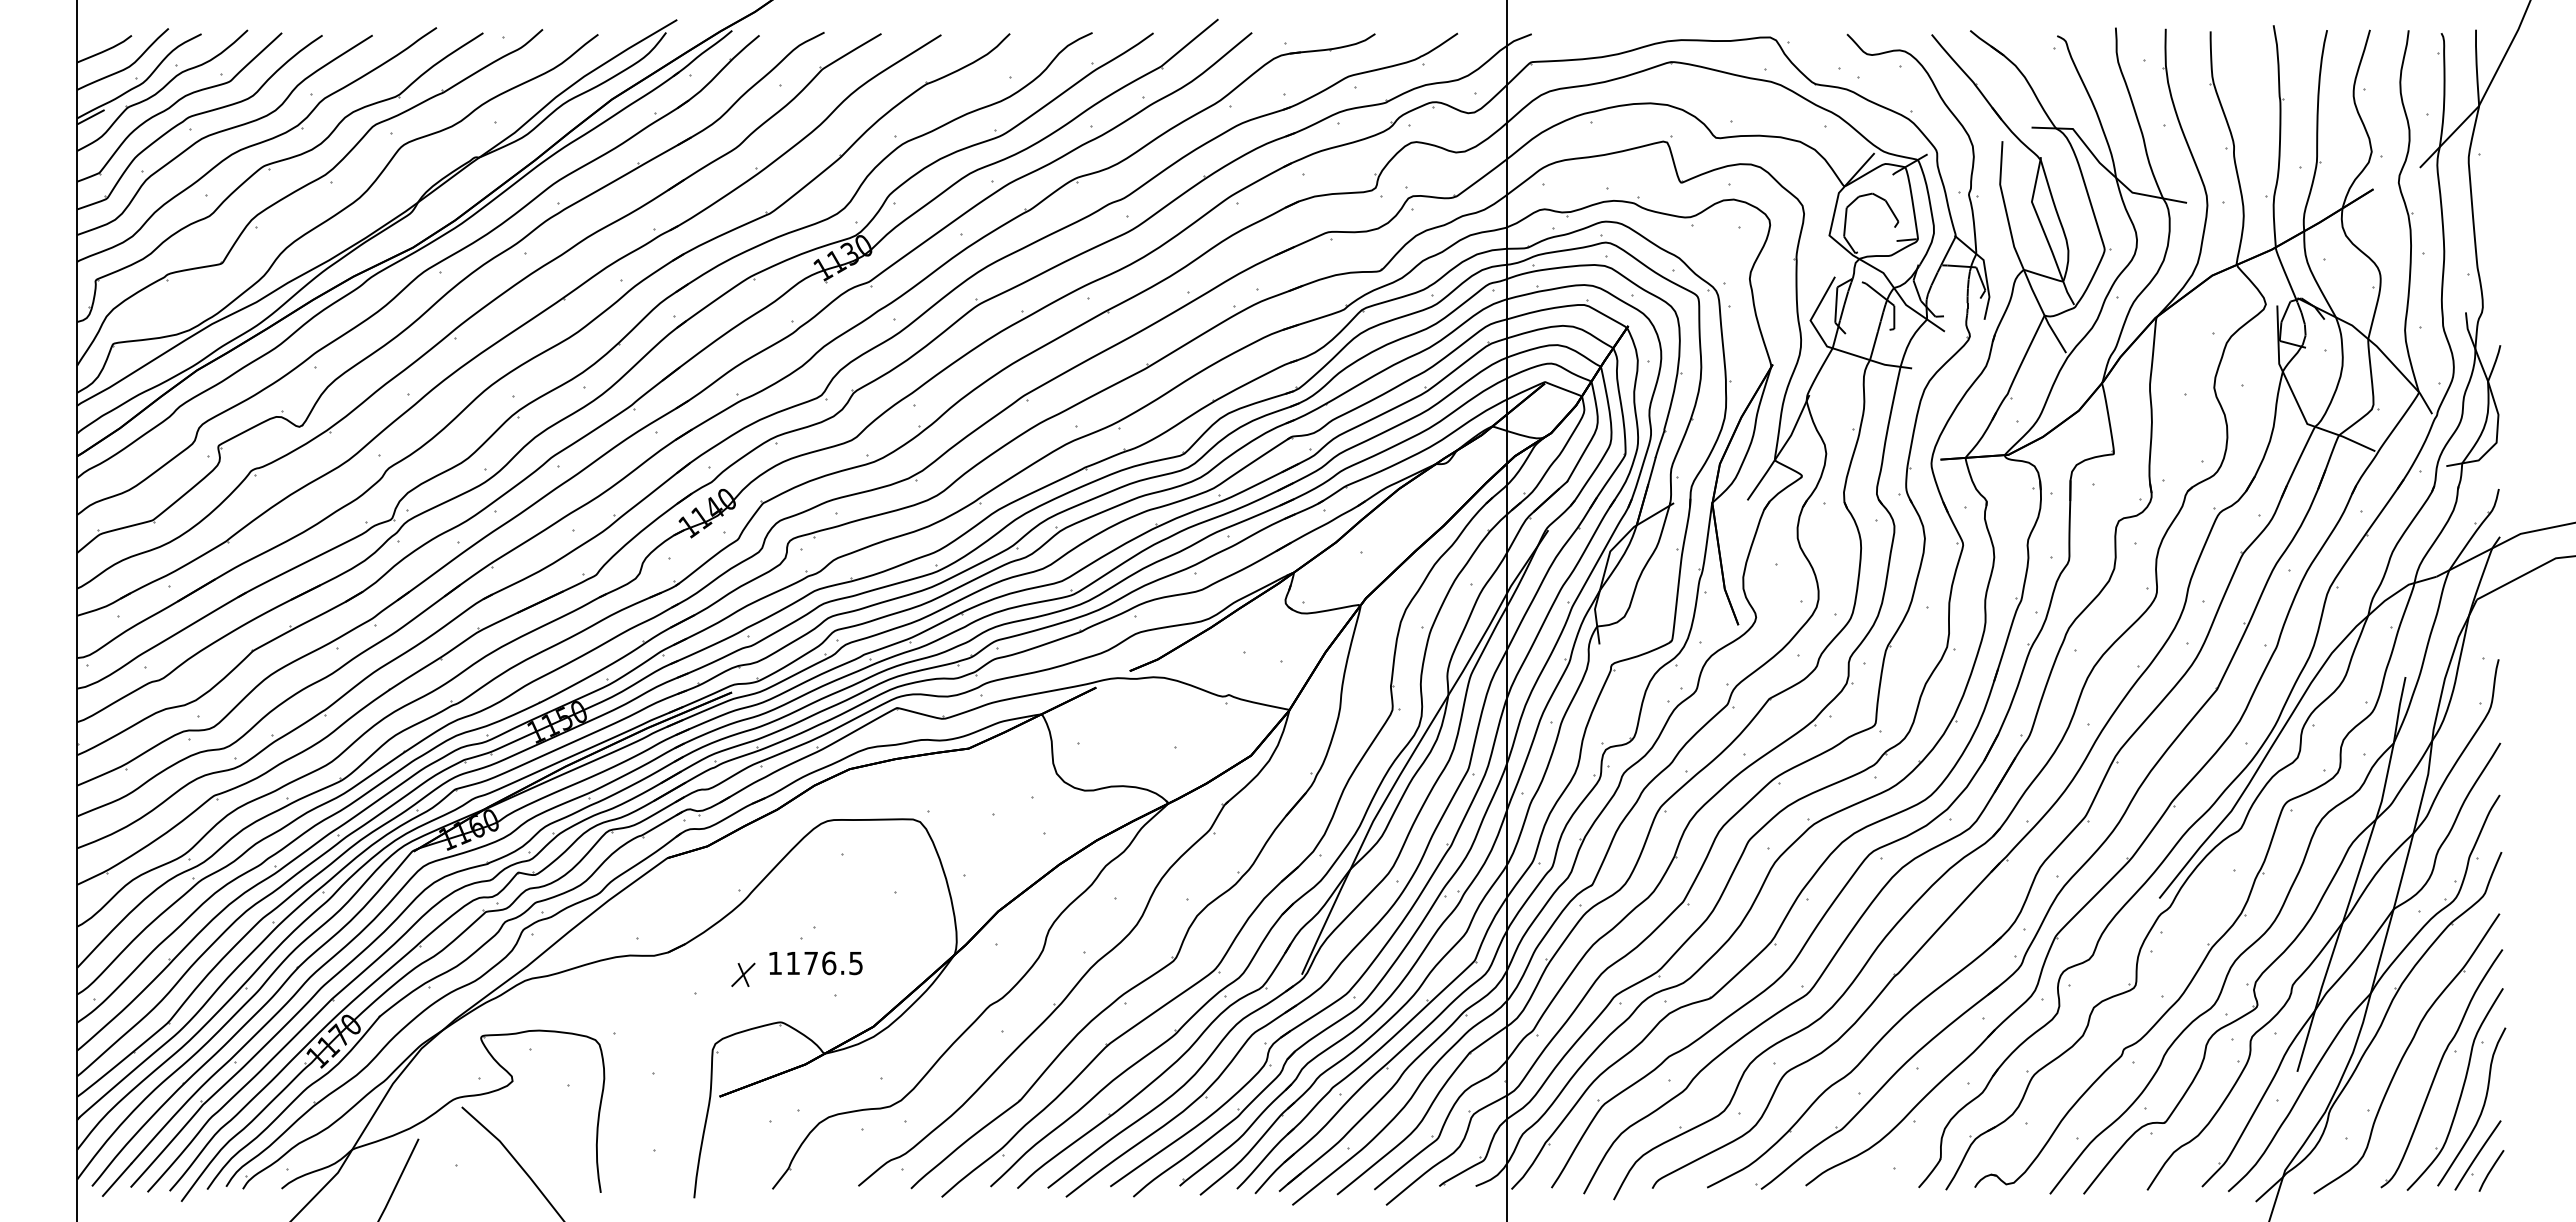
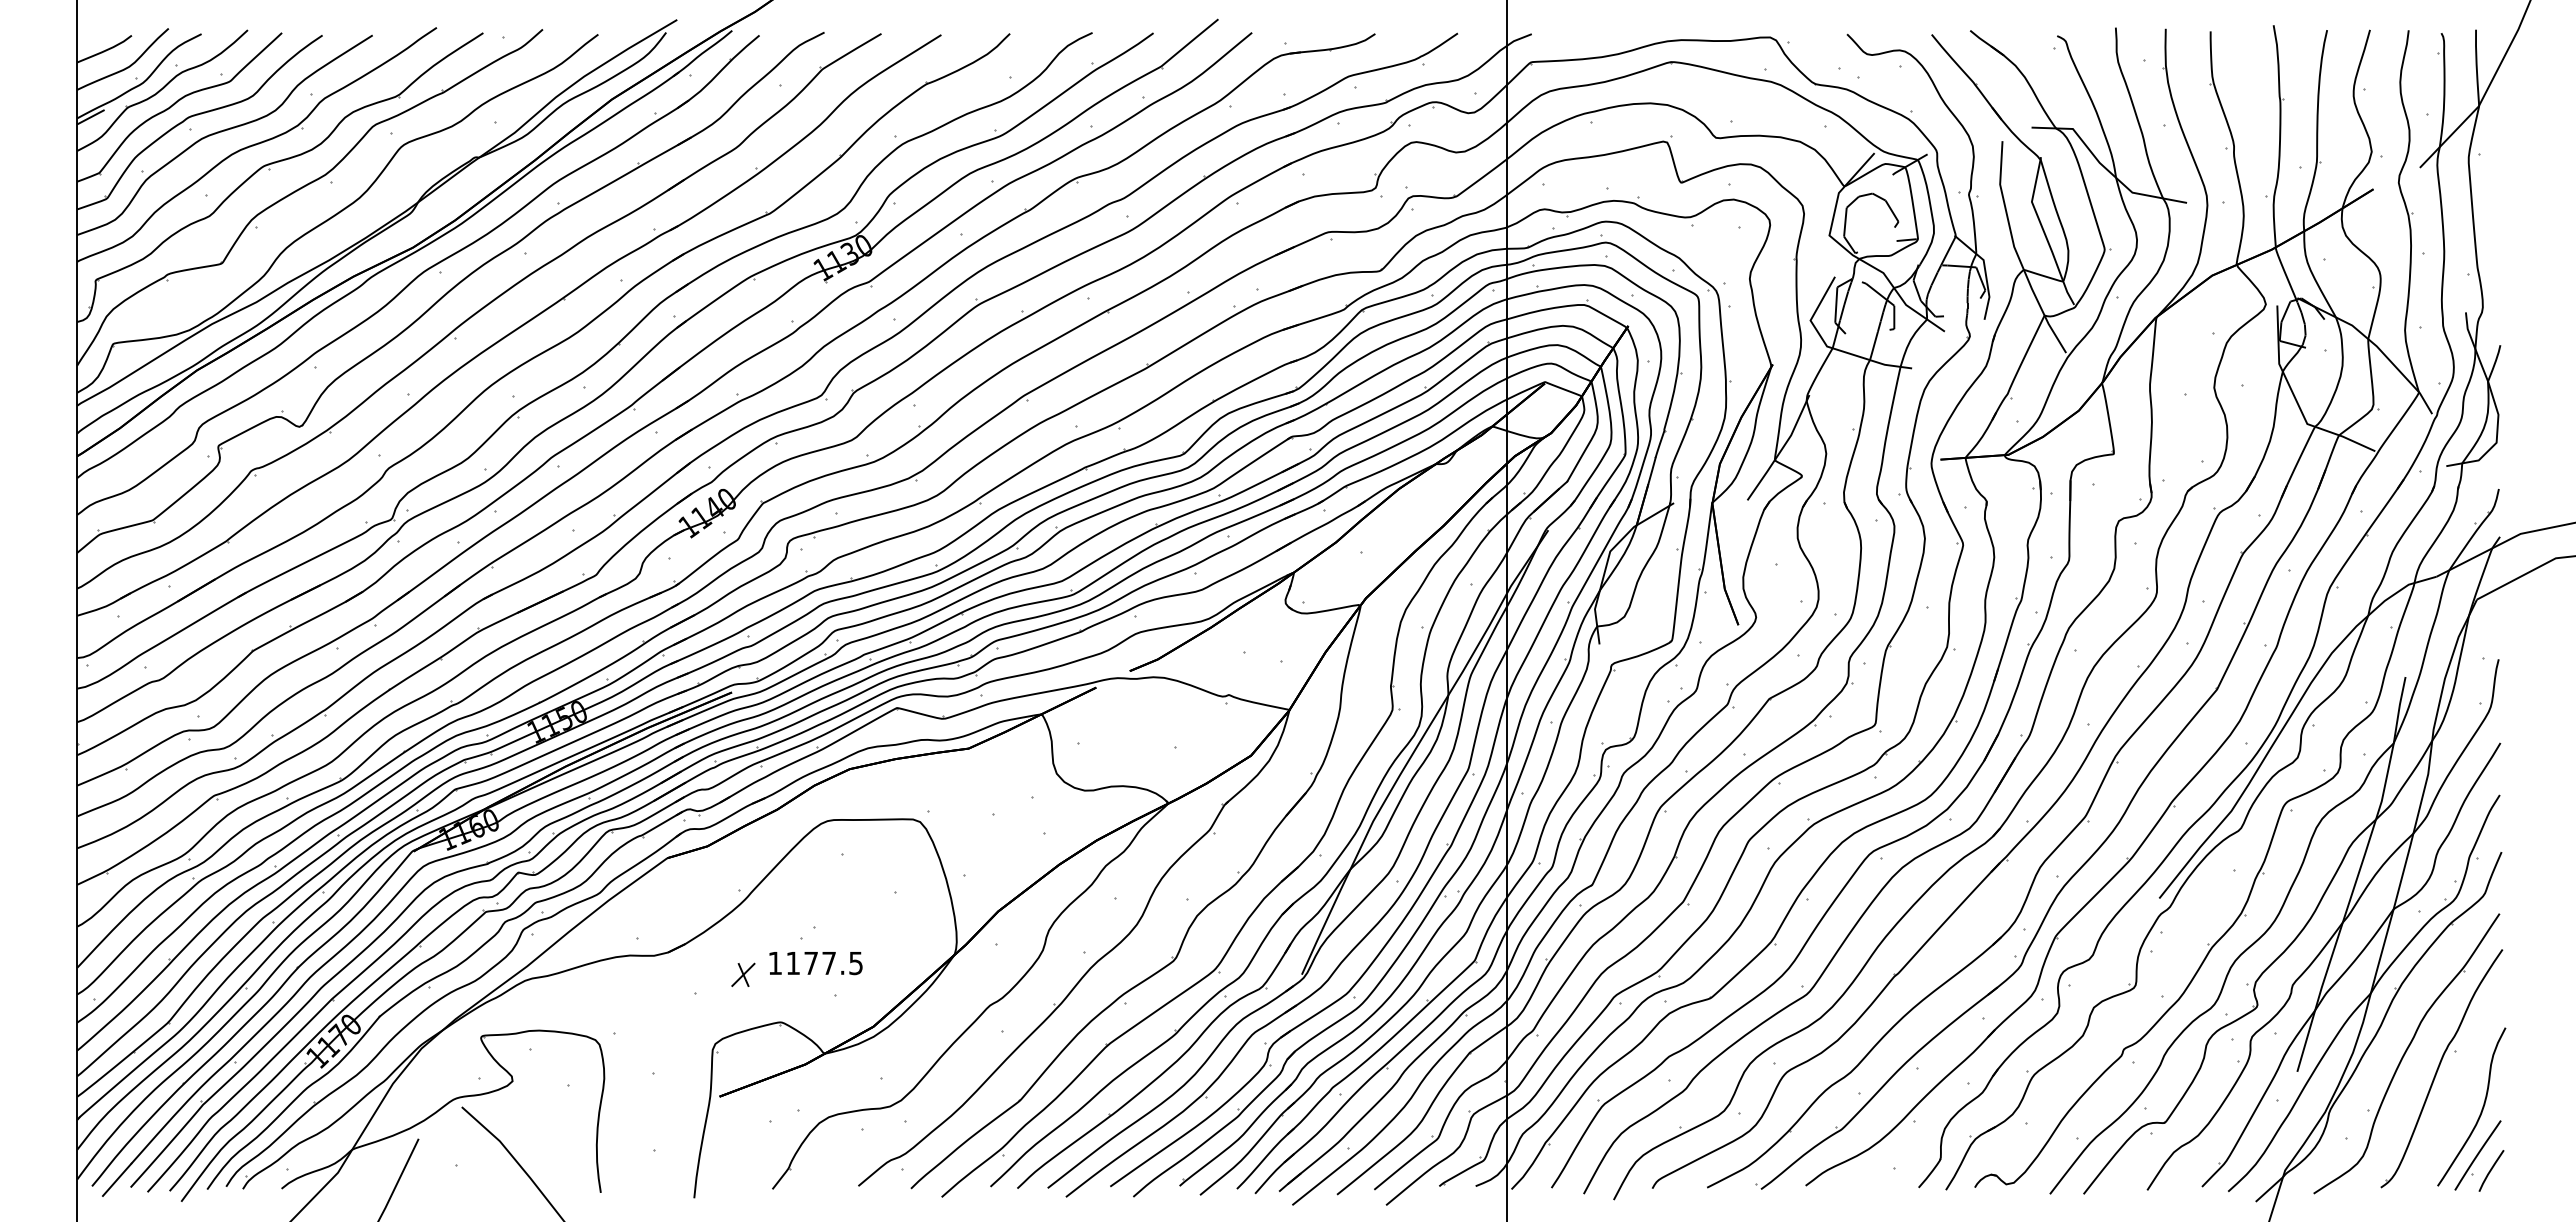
text: 1176.5 -> 1177.5 (829, 963)
part: present -> none (2460, 1092)
